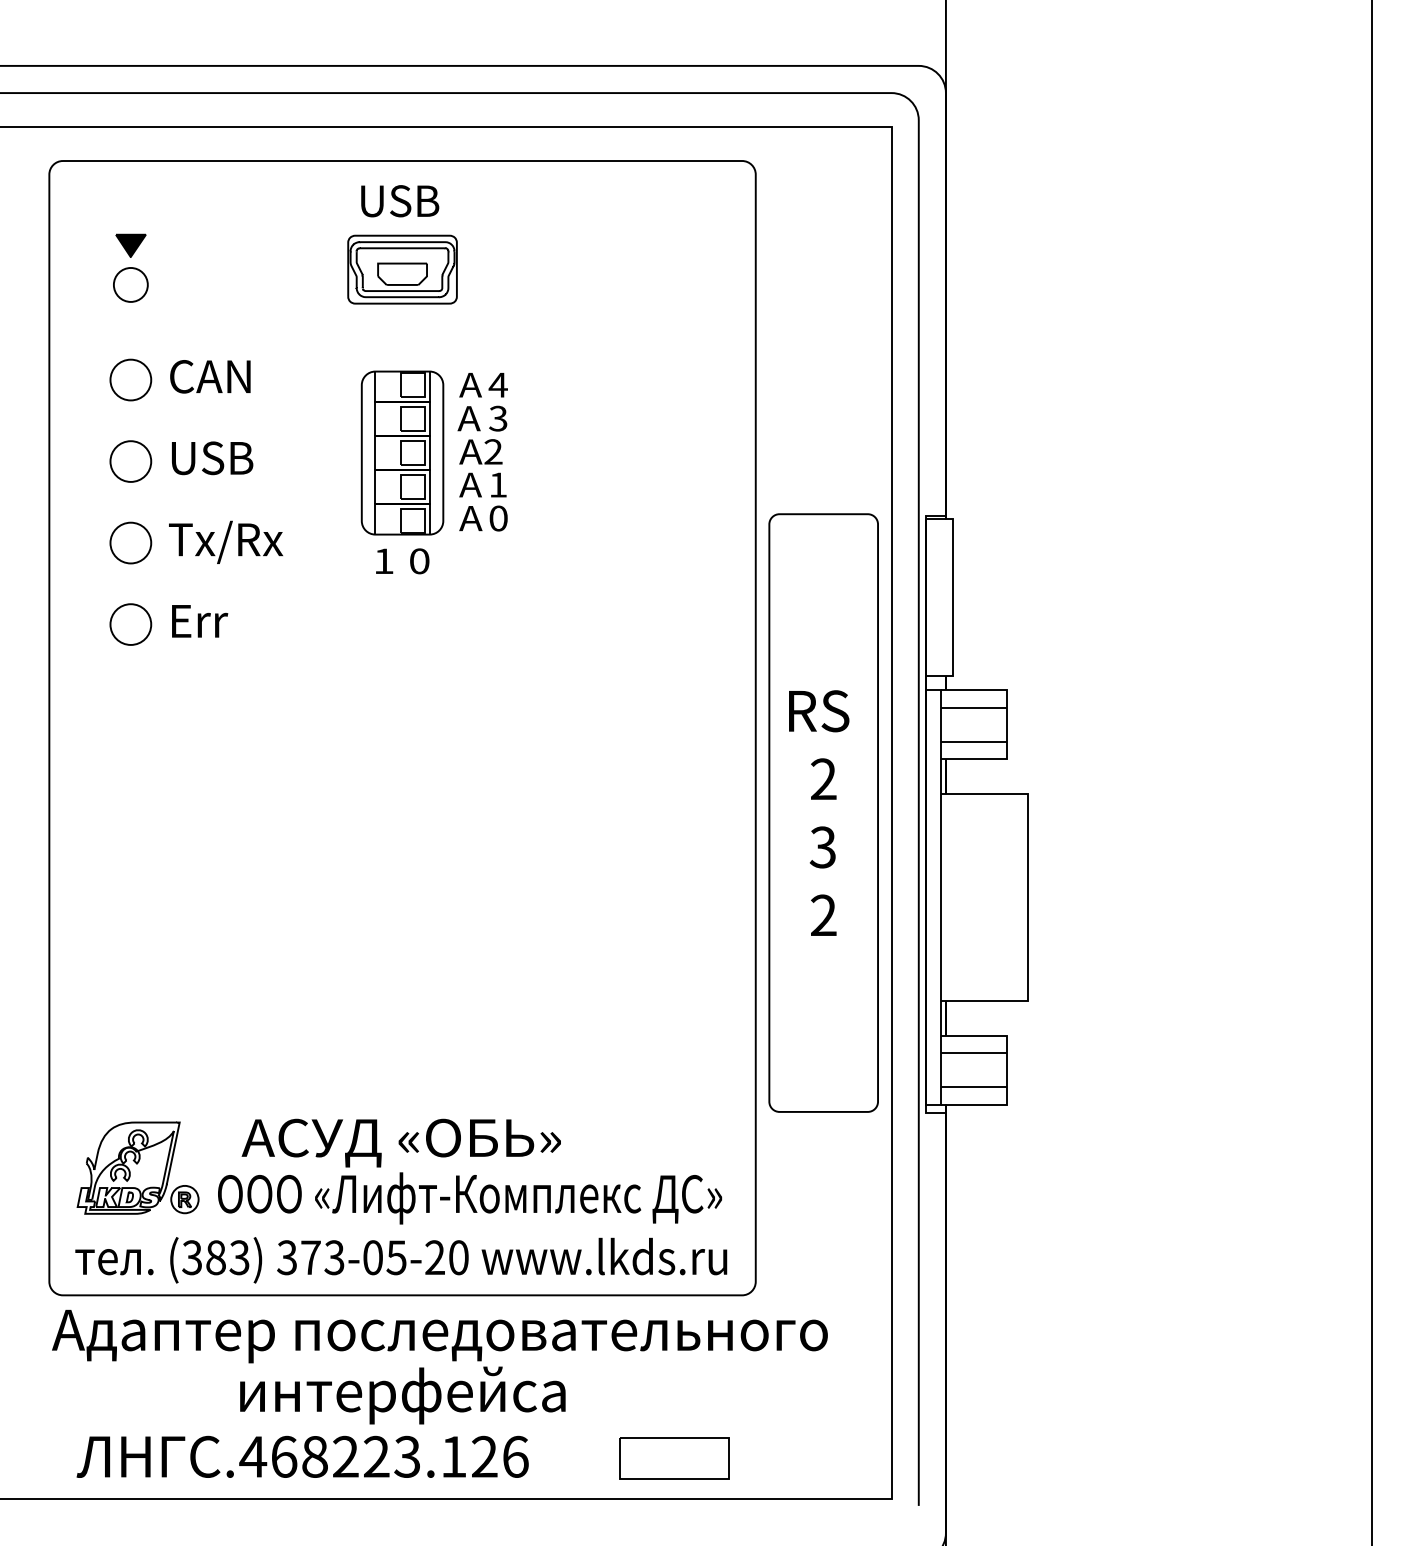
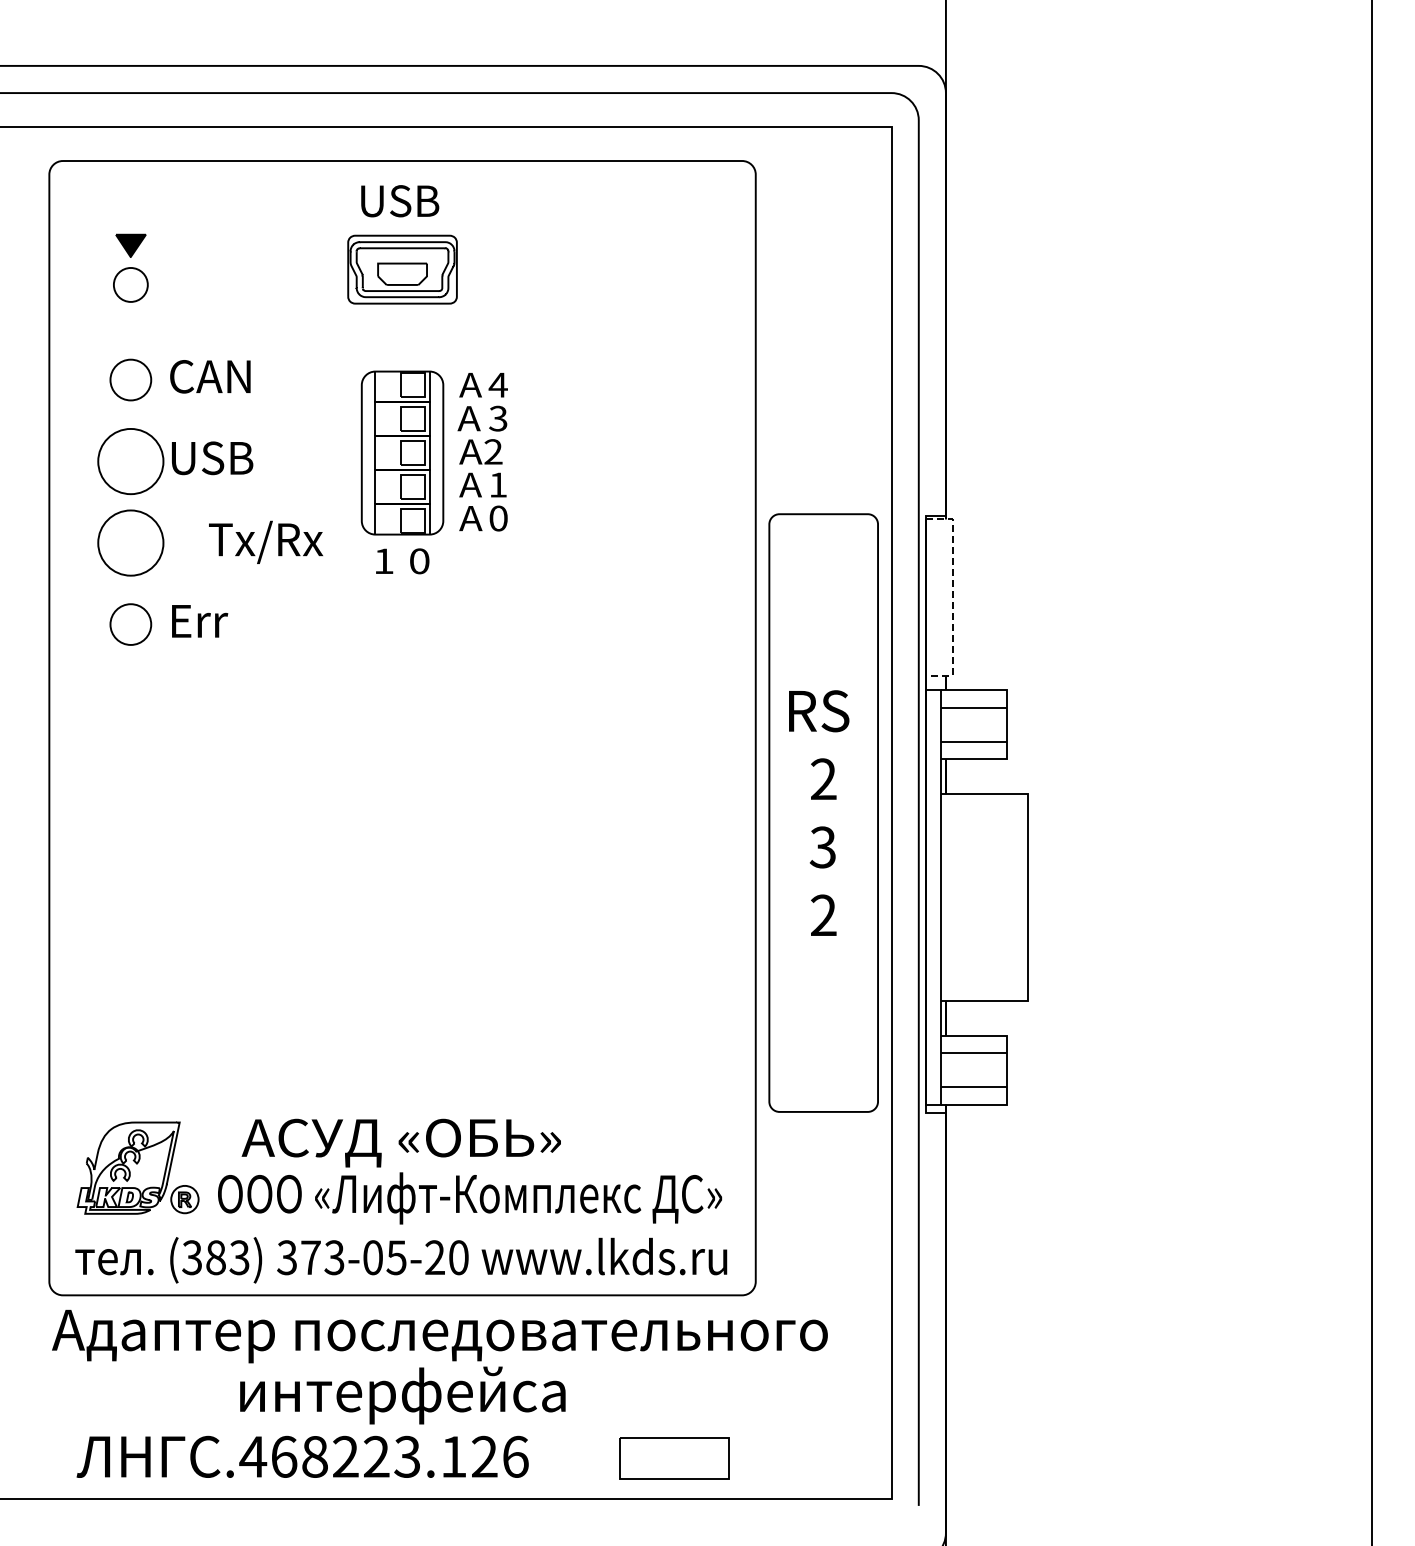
circle diameter: 41 px -> 65 px (130, 461)
text position: (226, 541) -> (266, 541) (266, 541)
circle diameter: 41 px -> 65 px (130, 542)
line: solid -> dashed (952, 597)
